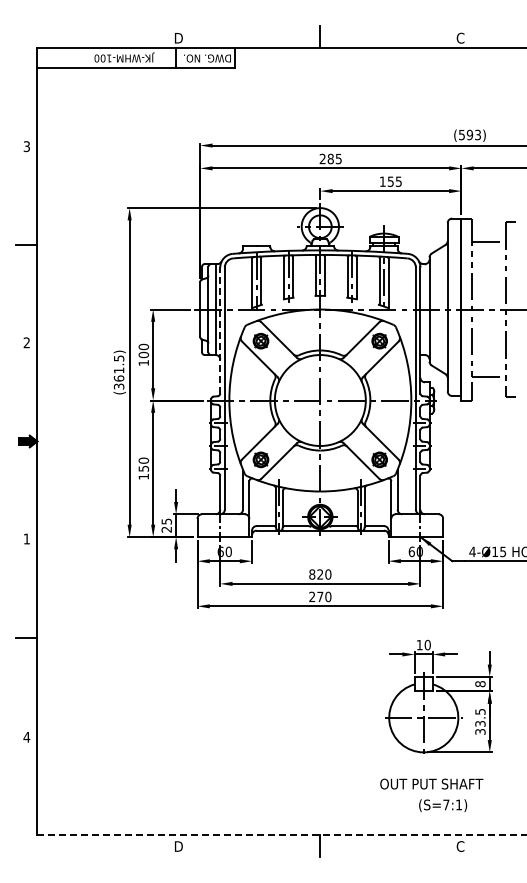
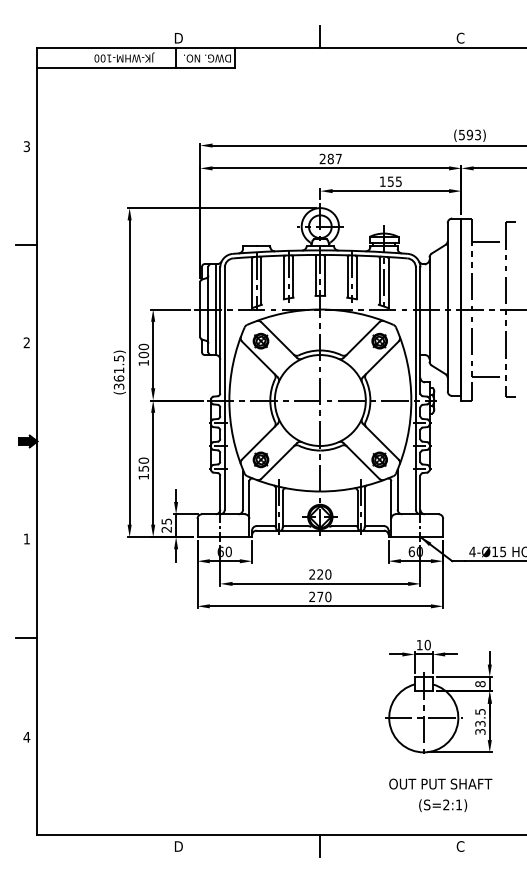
text: 285 -> 287 (338, 159)
line: dashed -> solid (220, 330)
text: 820 -> 220 (312, 574)
text position: (431, 783) -> (440, 783) (440, 783)
text: (S=7:1) -> (S=2:1) (446, 804)
line: dashed -> solid (282, 834)
